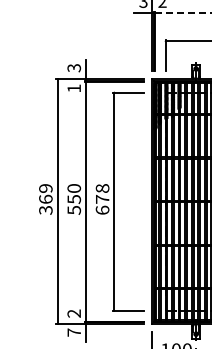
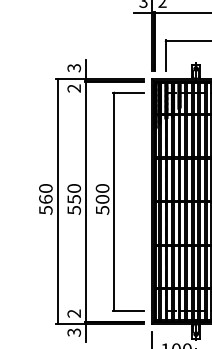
line: dashed -> solid (183, 12)
text: 1 -> 2 (73, 88)
text: 369 -> 560 (45, 199)
text: 678 -> 500 (102, 199)
text: 7 -> 3 (74, 332)
